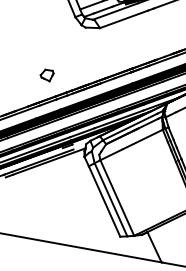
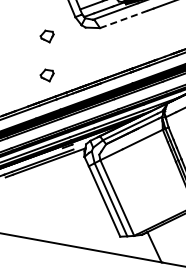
line: solid -> dashed (123, 19)
part: none -> present (46, 36)
